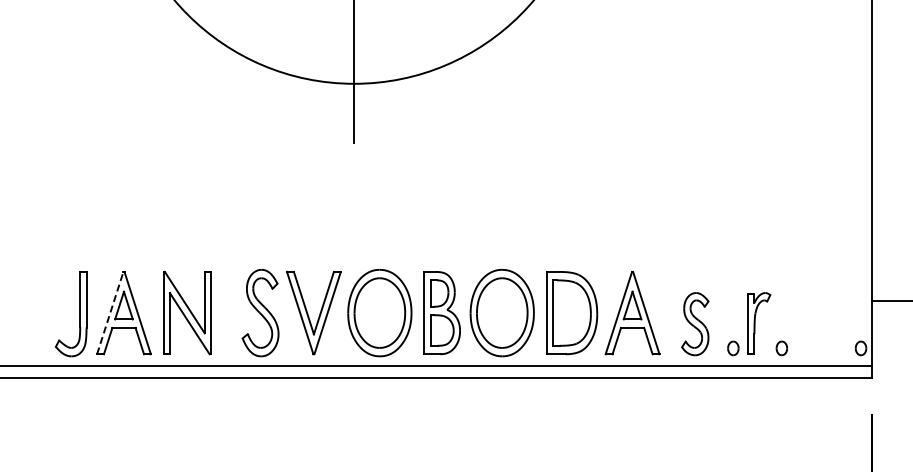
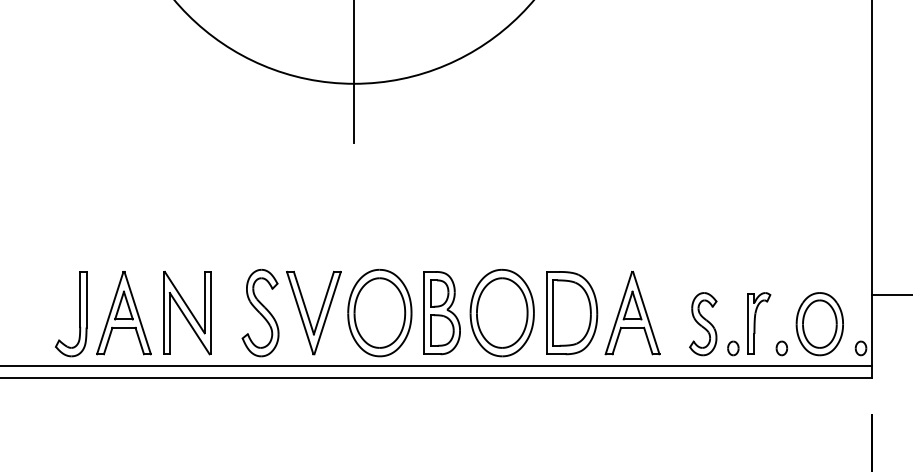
line position: (890, 301) -> (890, 295) (890, 295)
line: dashed -> solid (110, 312)
part position: (695, 324) -> (703, 324) (703, 324)
part: none -> present (819, 324)
